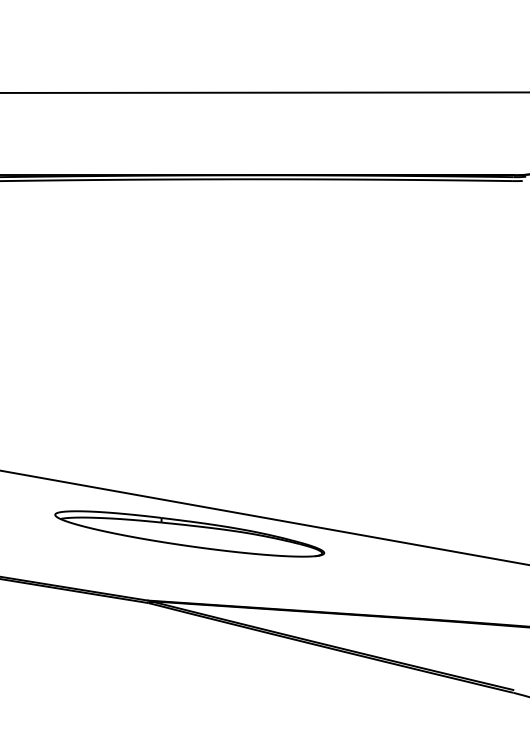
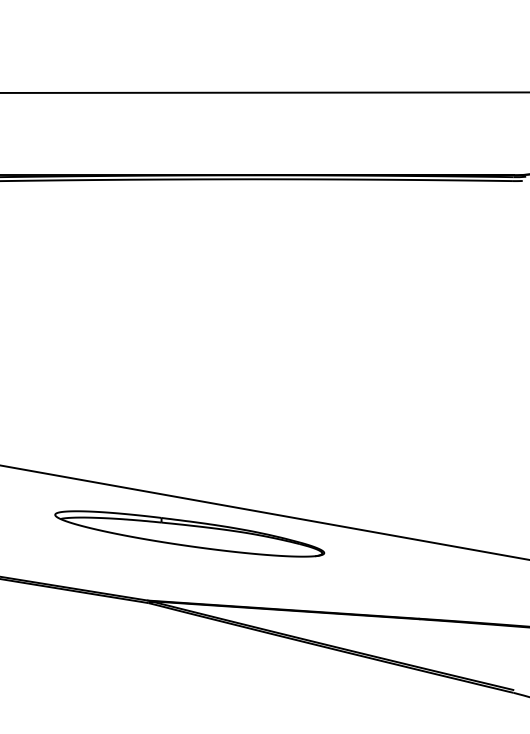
line position: (264, 517) -> (264, 512) (264, 512)
